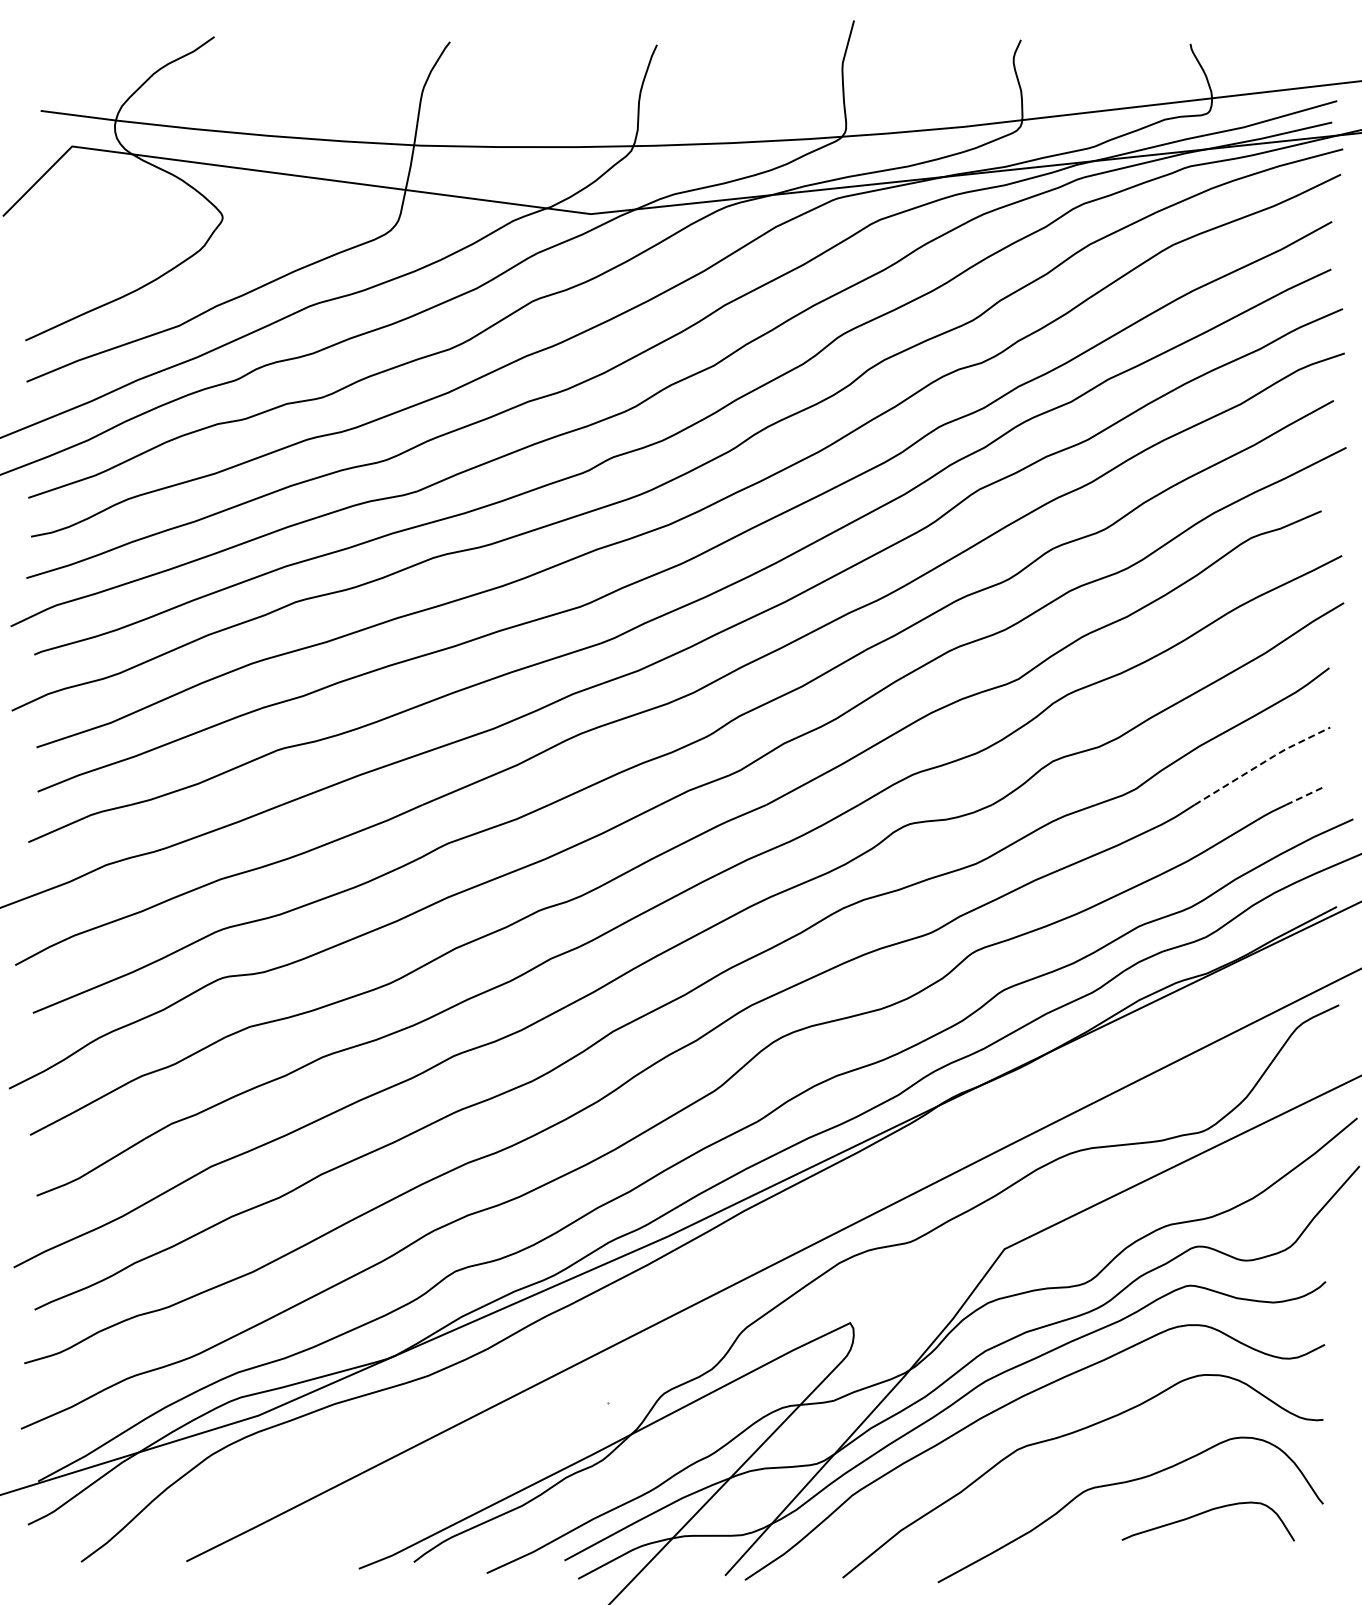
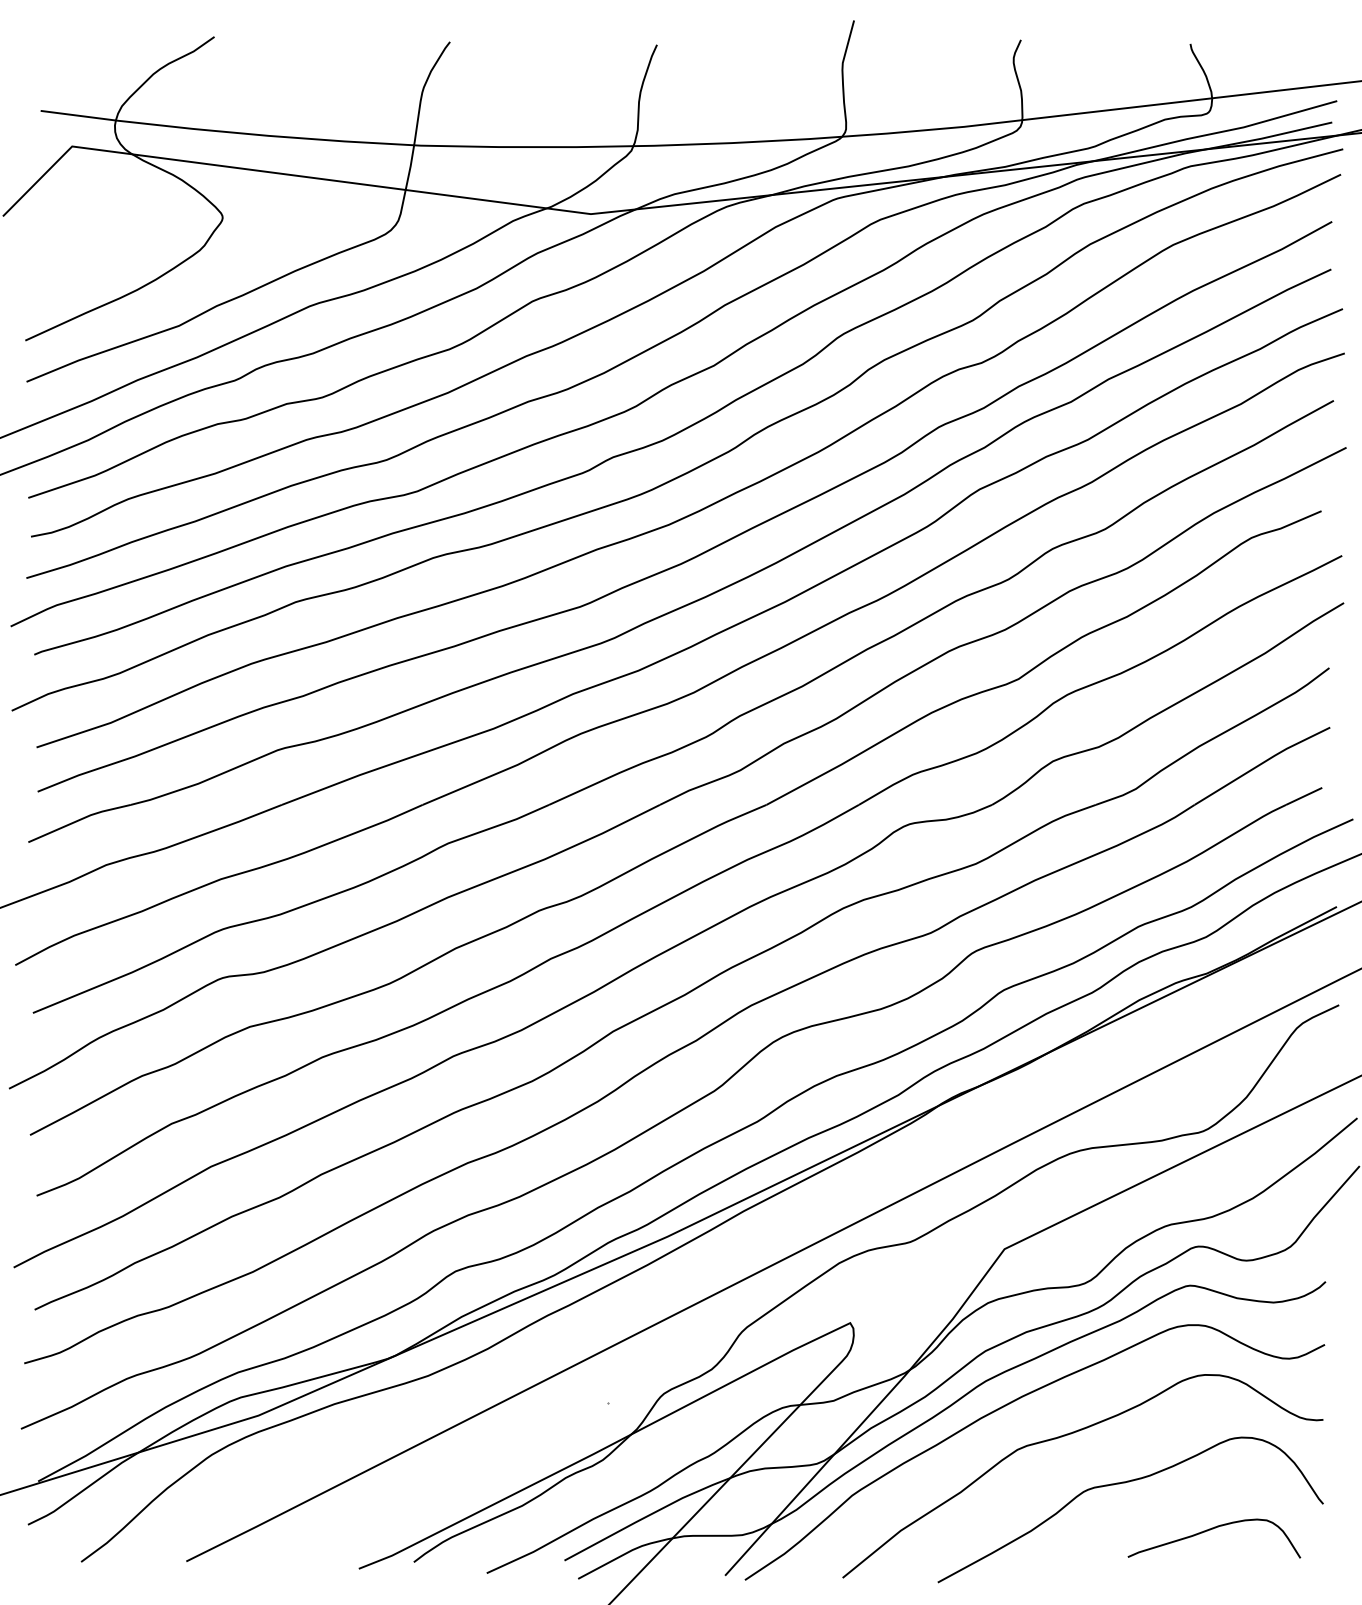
line: dashed -> solid (1262, 763)
line: dashed -> solid (1304, 796)
curve position: (1204, 1513) -> (1210, 1530) (1210, 1530)
